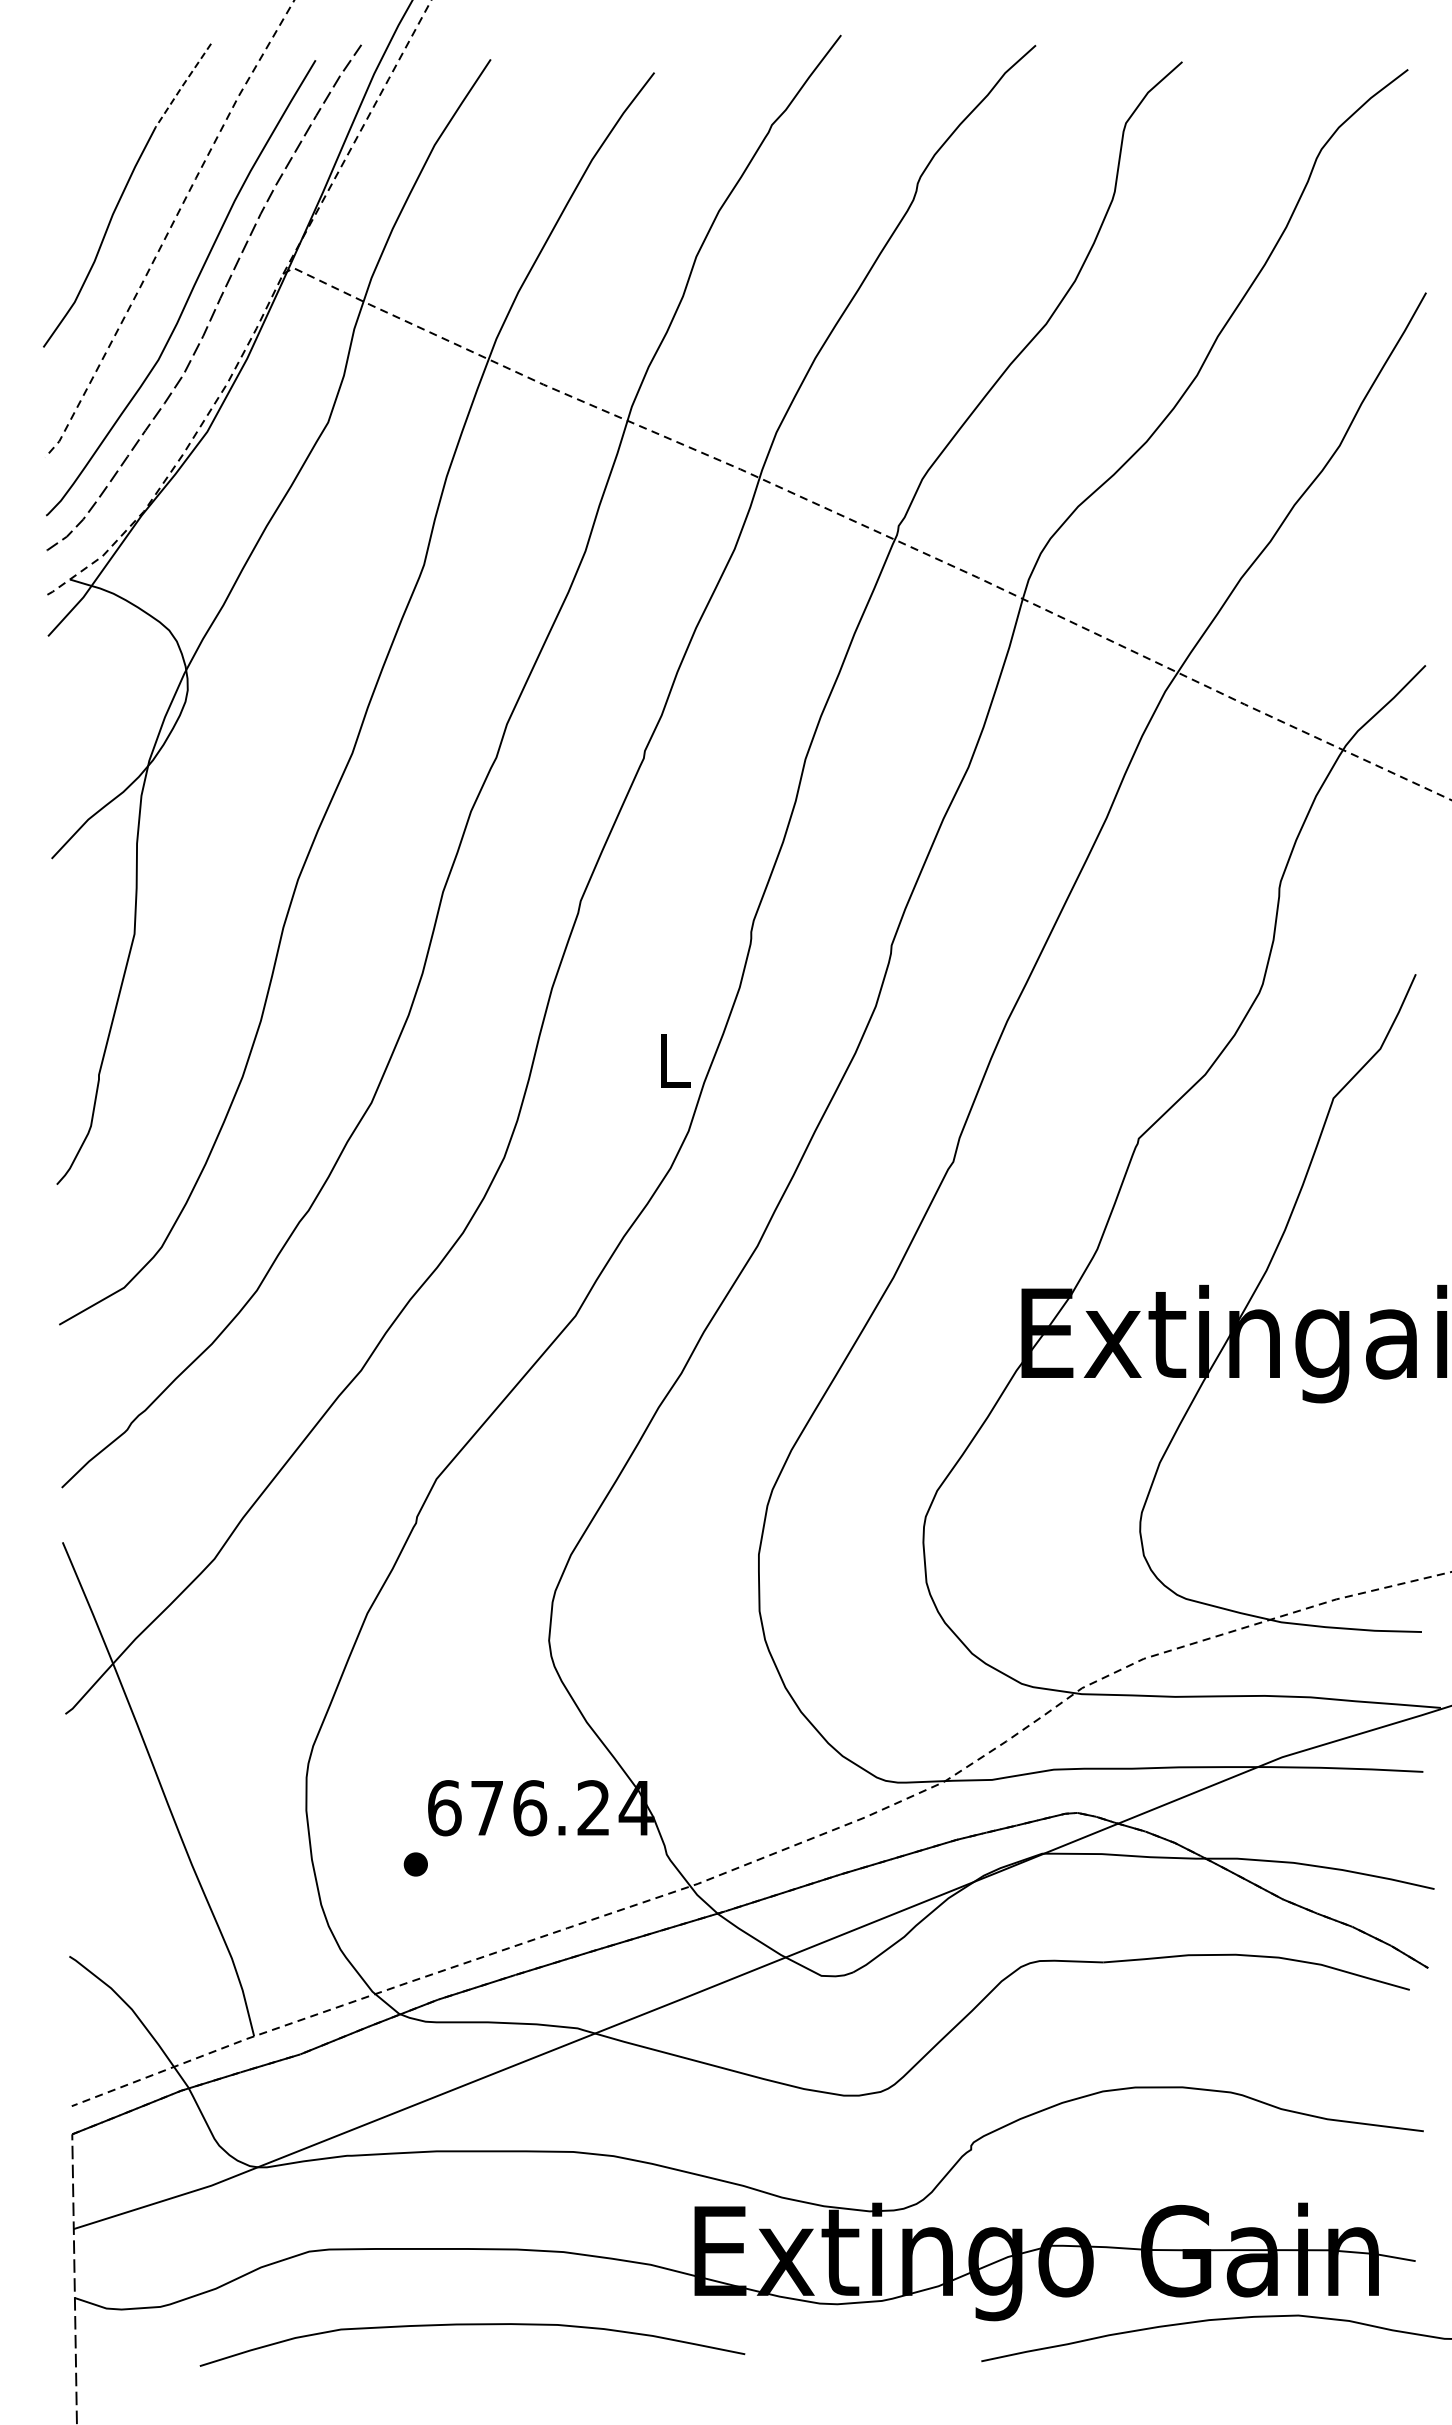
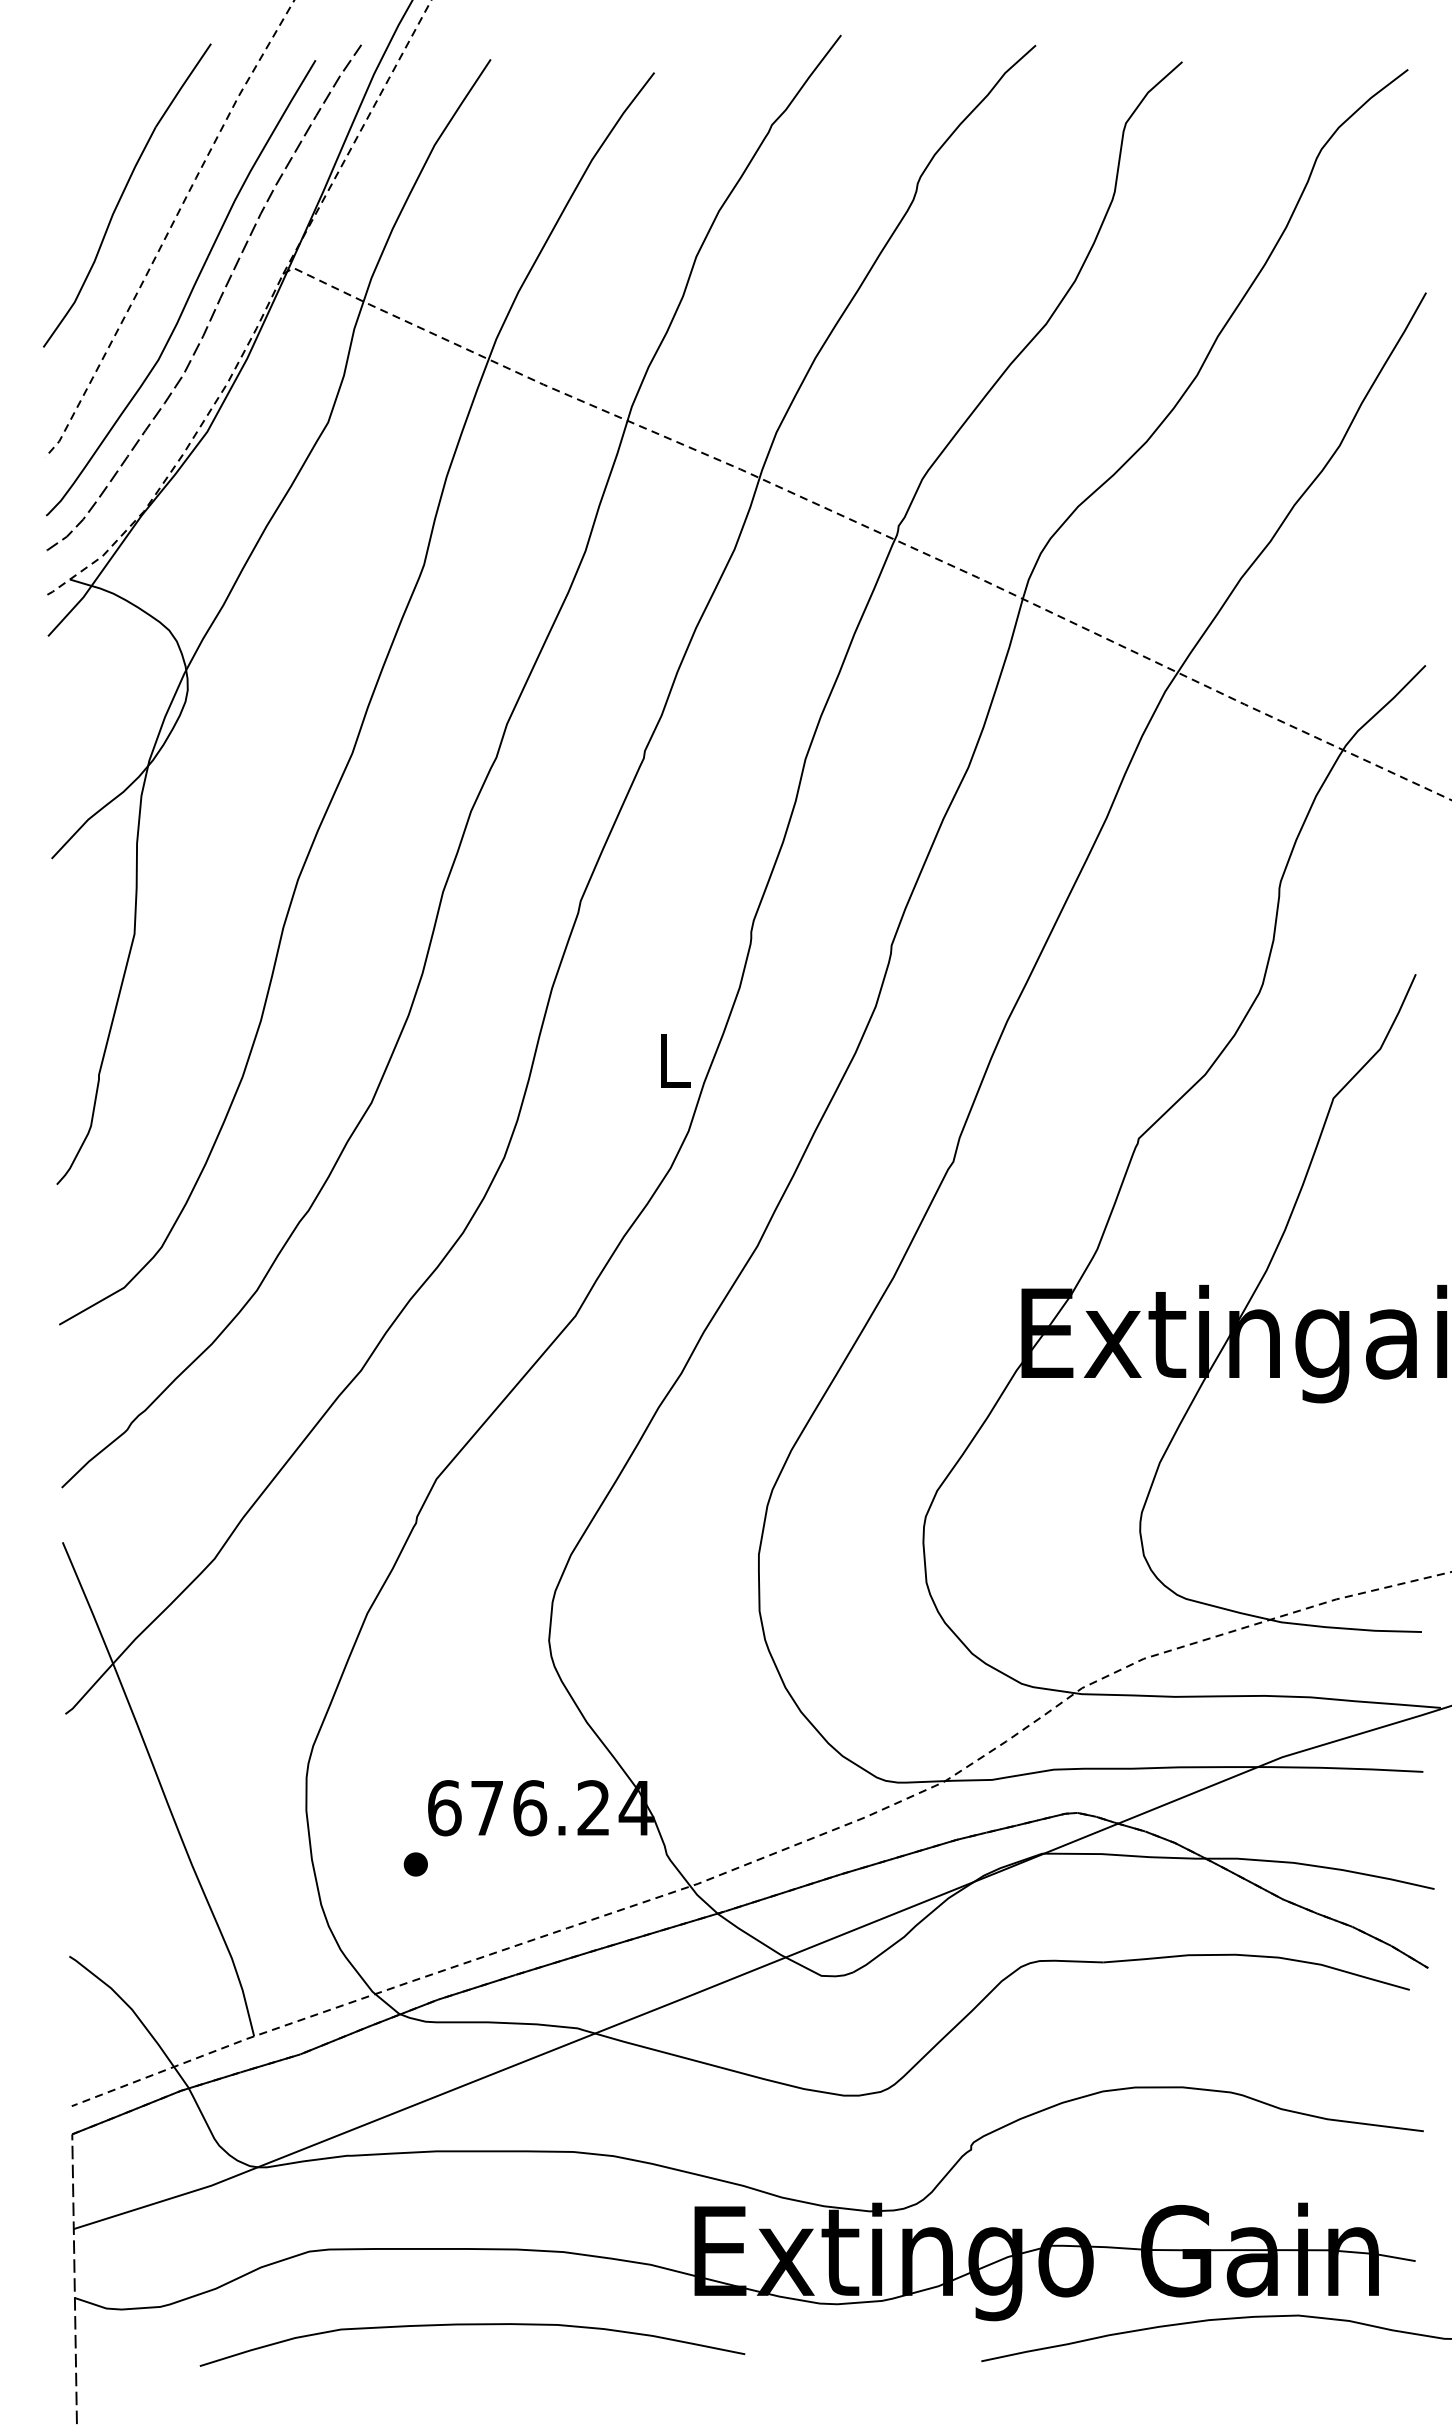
line: dashed -> solid (183, 85)
